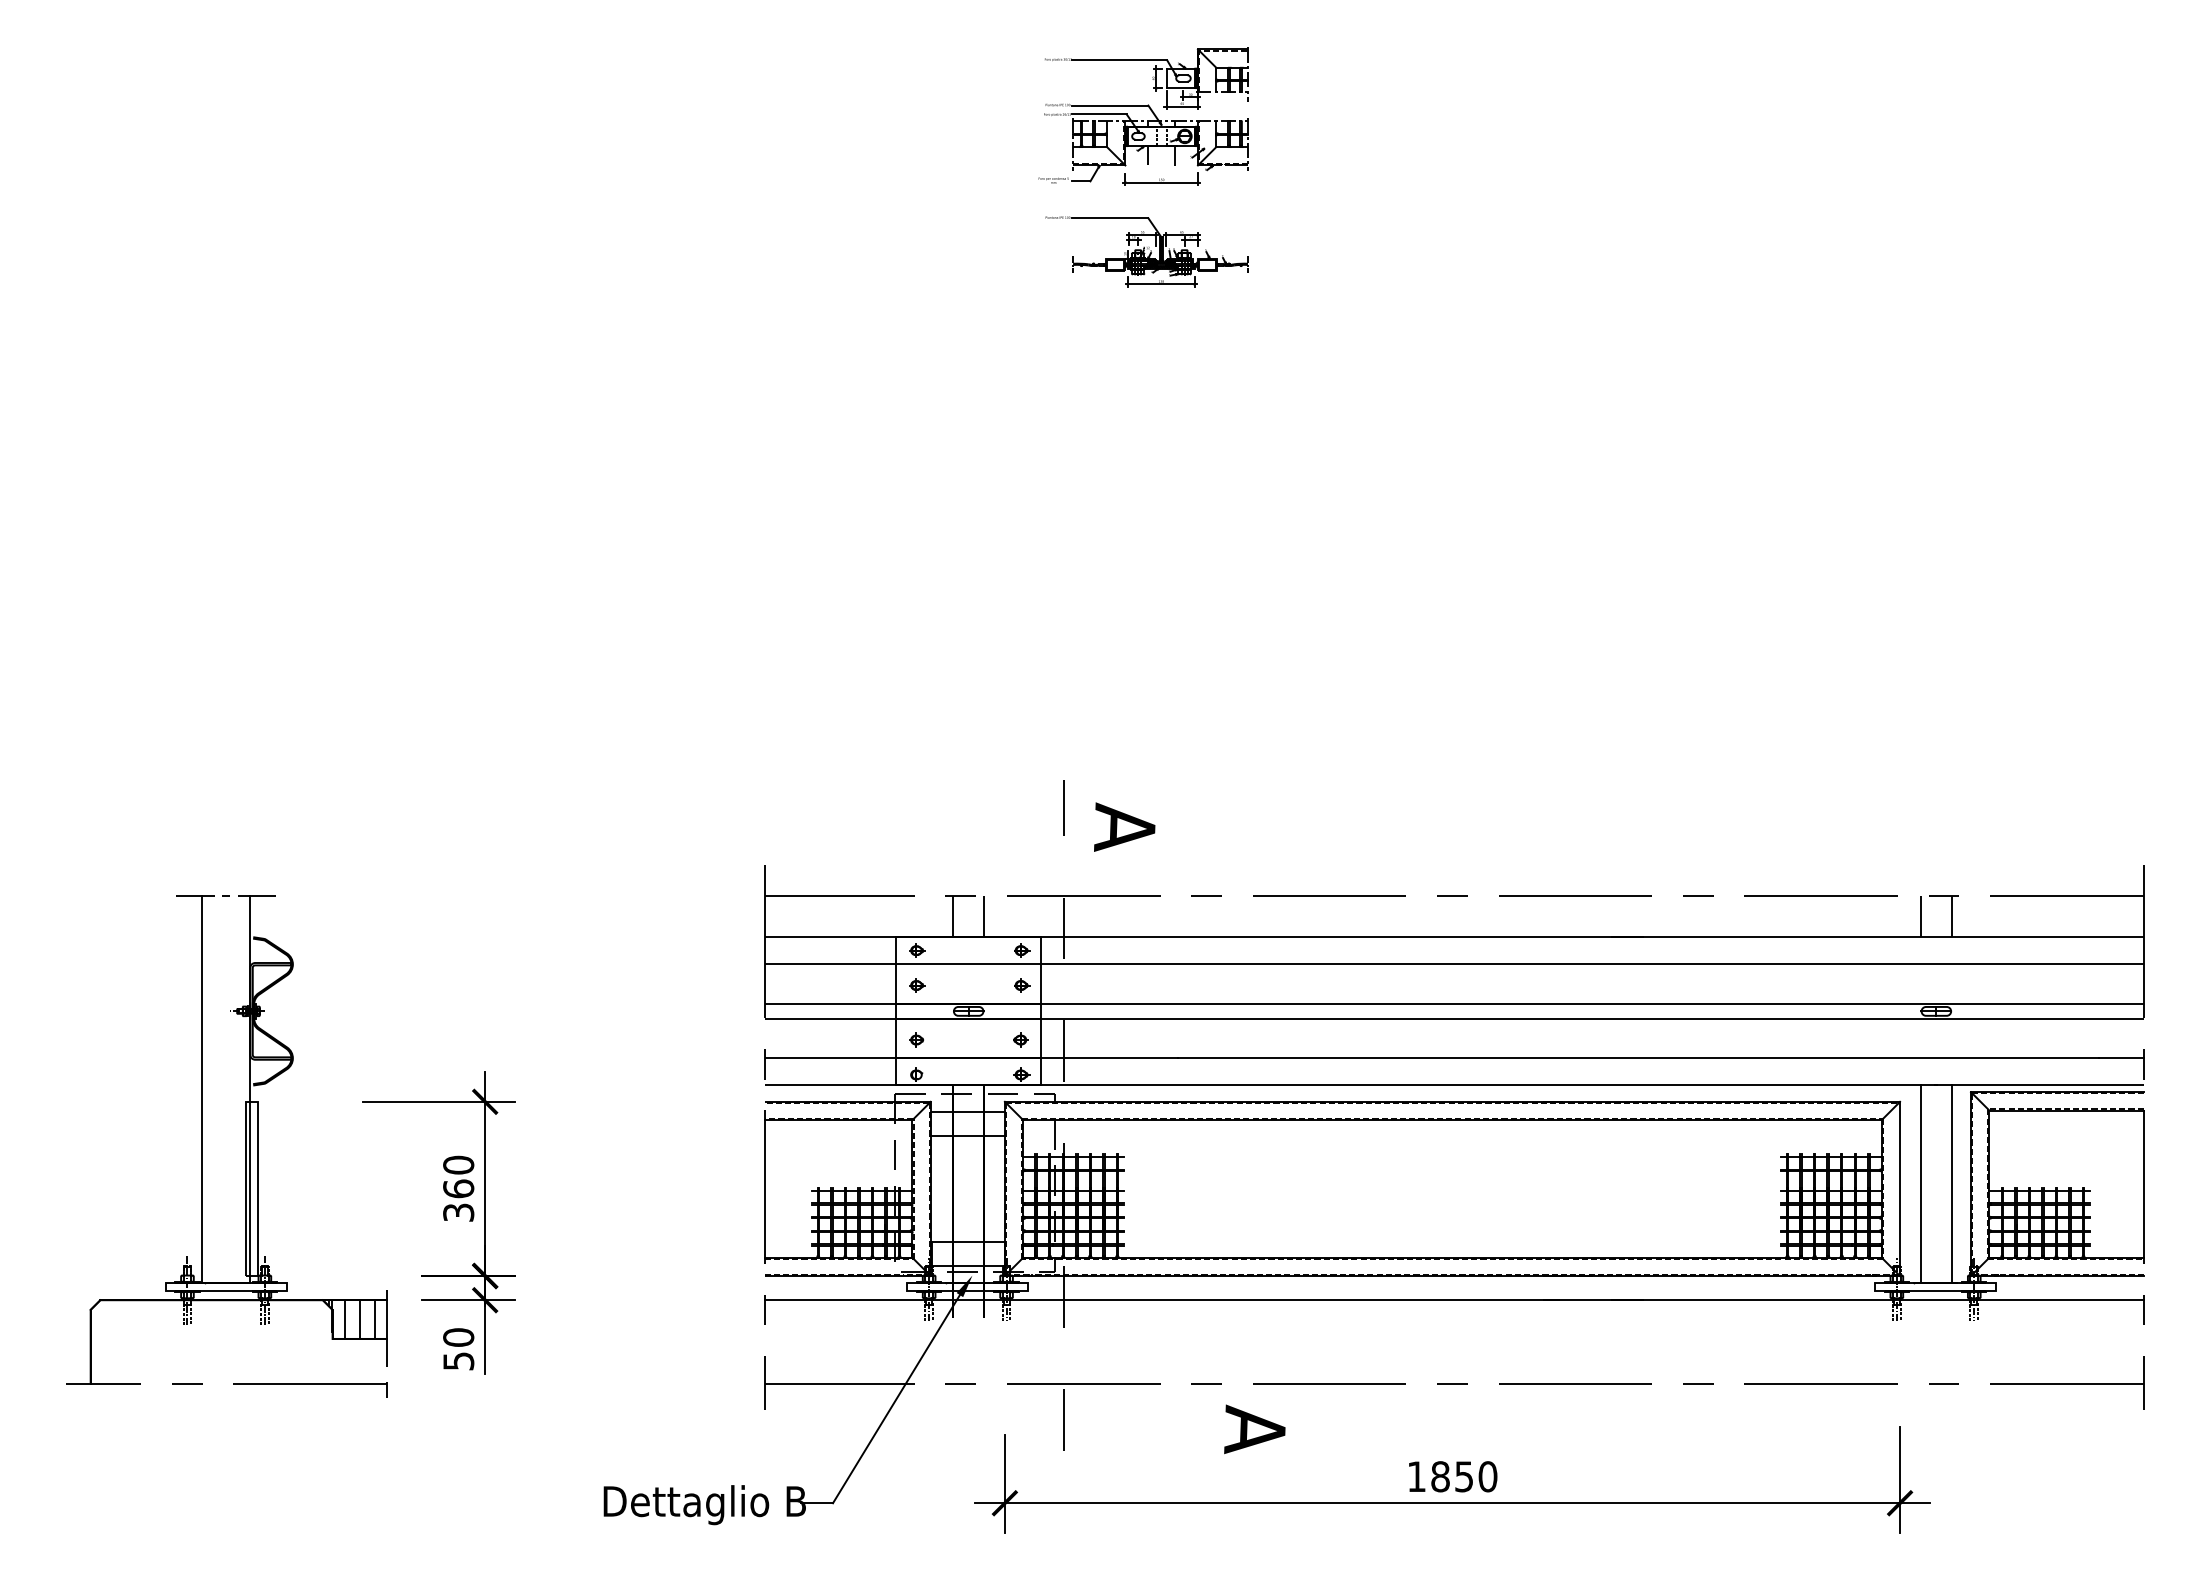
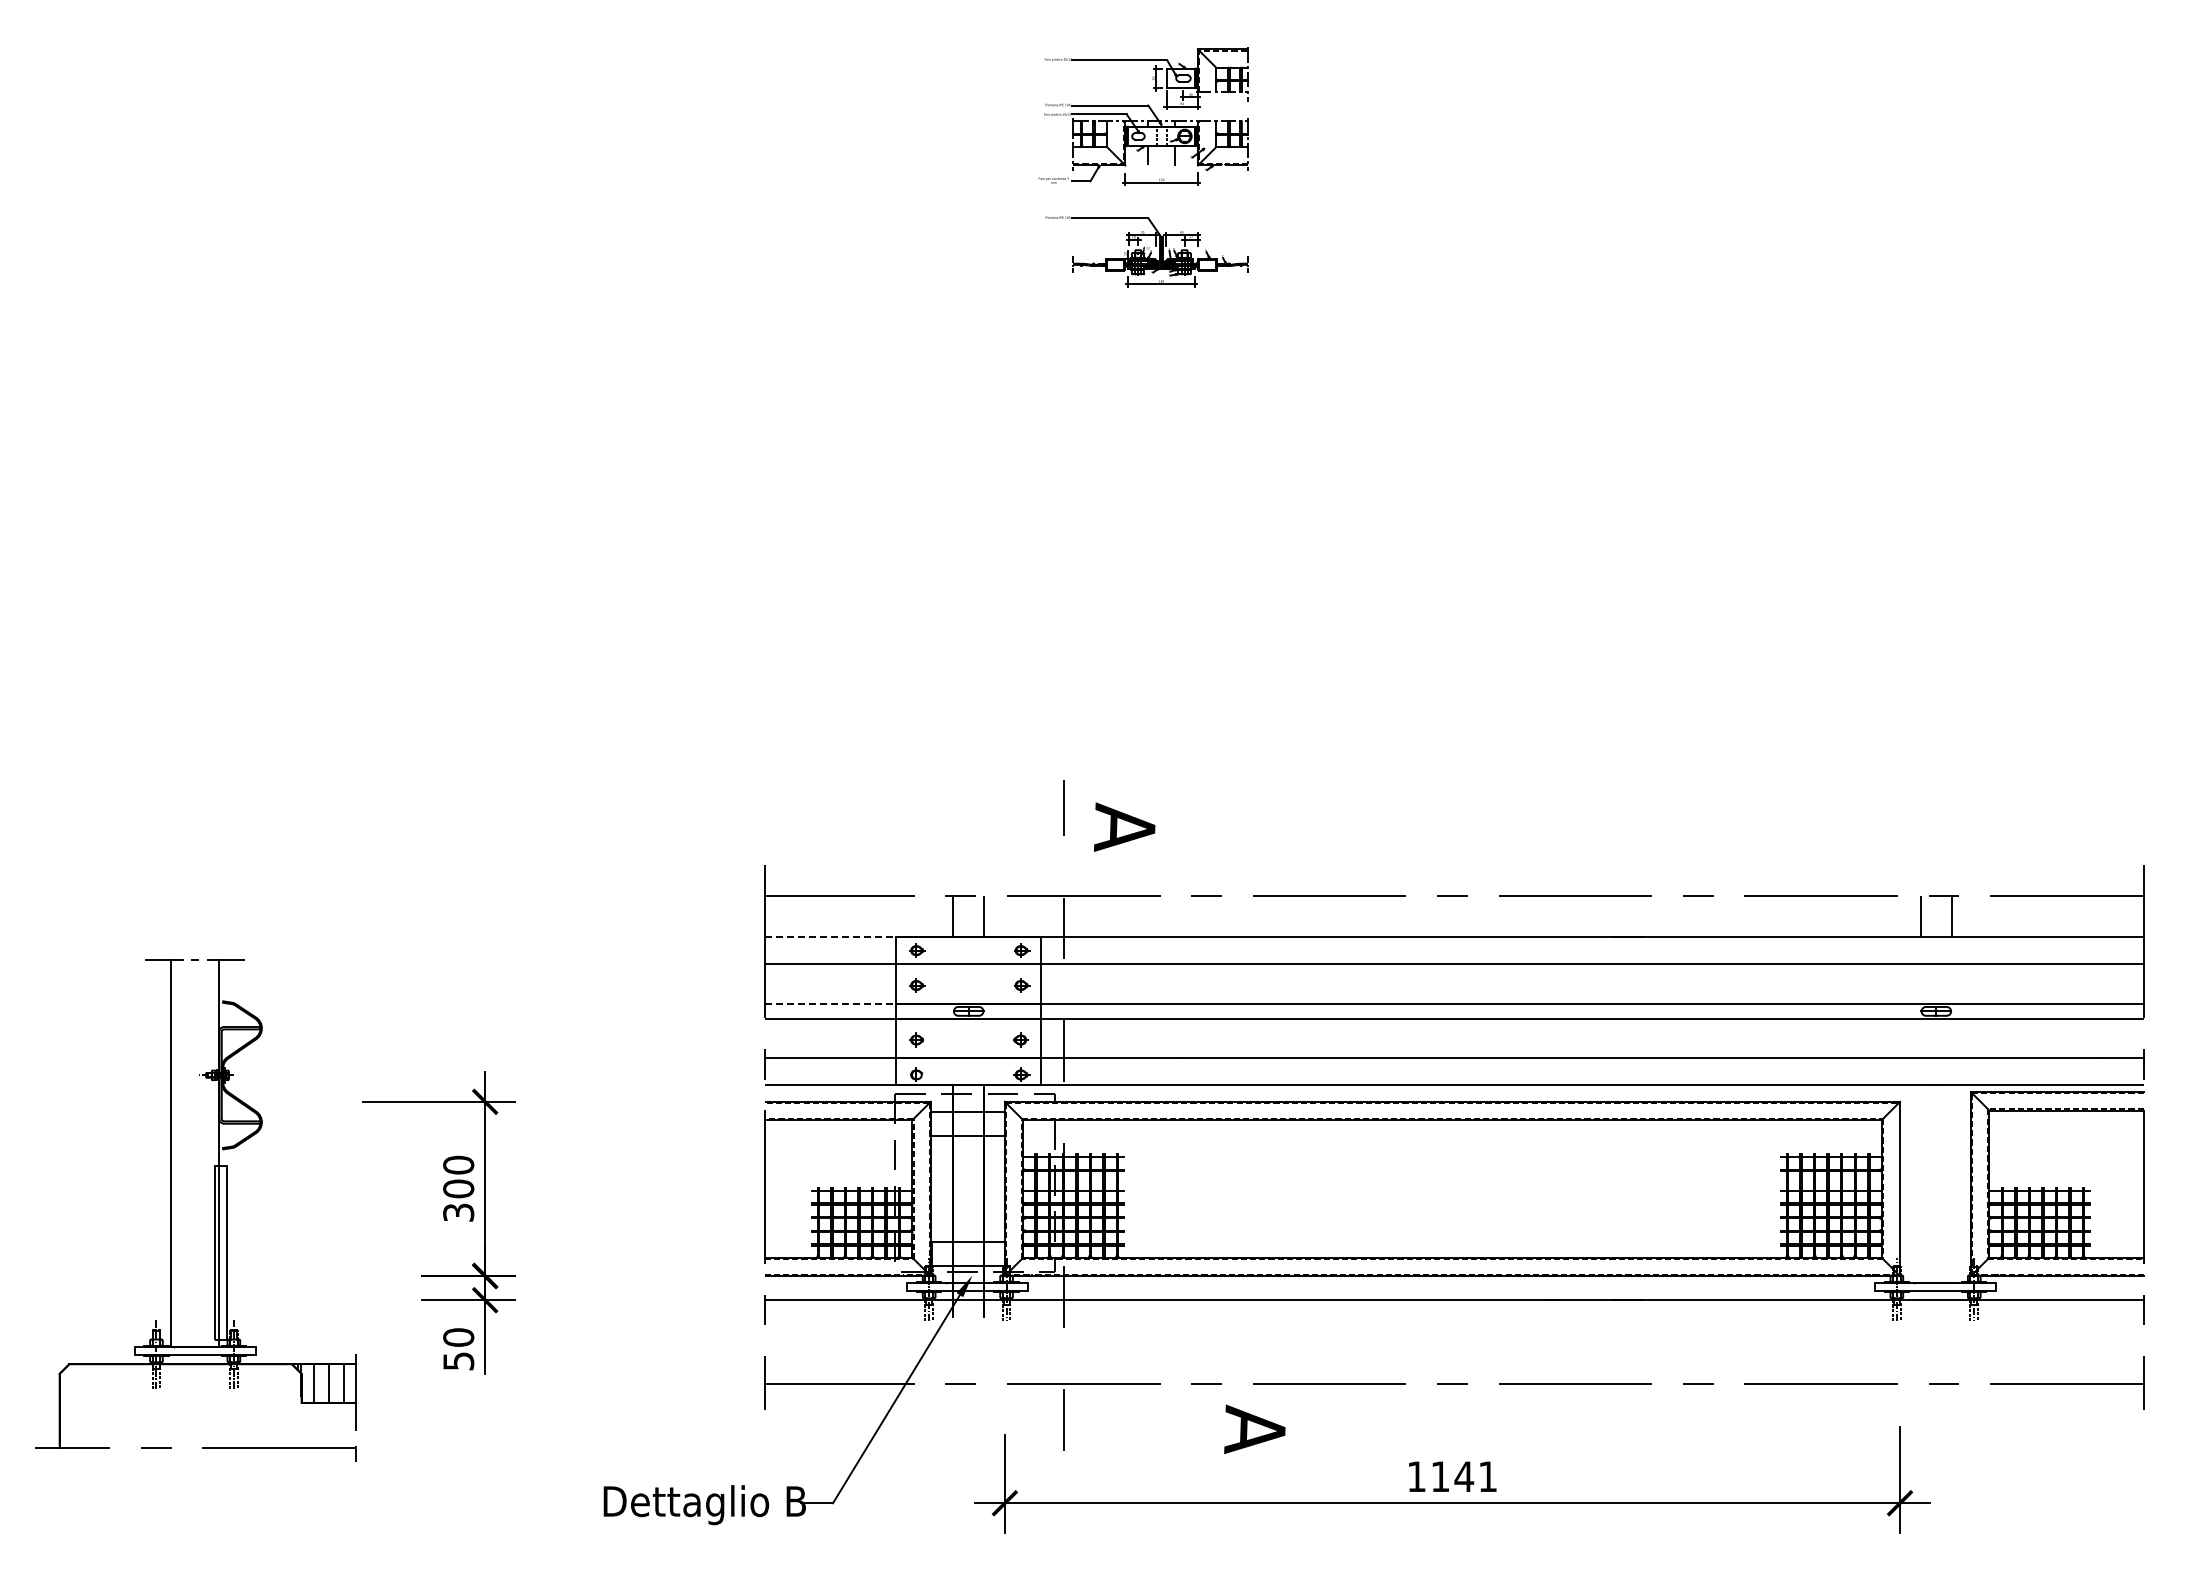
line: solid -> dashed (830, 937)
line: solid -> dashed (830, 1003)
part position: (245, 1146) -> (214, 1210) (214, 1210)
line: present -> none (1920, 1184)
line: present -> none (1951, 1184)
text: 360 -> 300 (458, 1188)
text: 1850 -> 1141 (1464, 1476)
